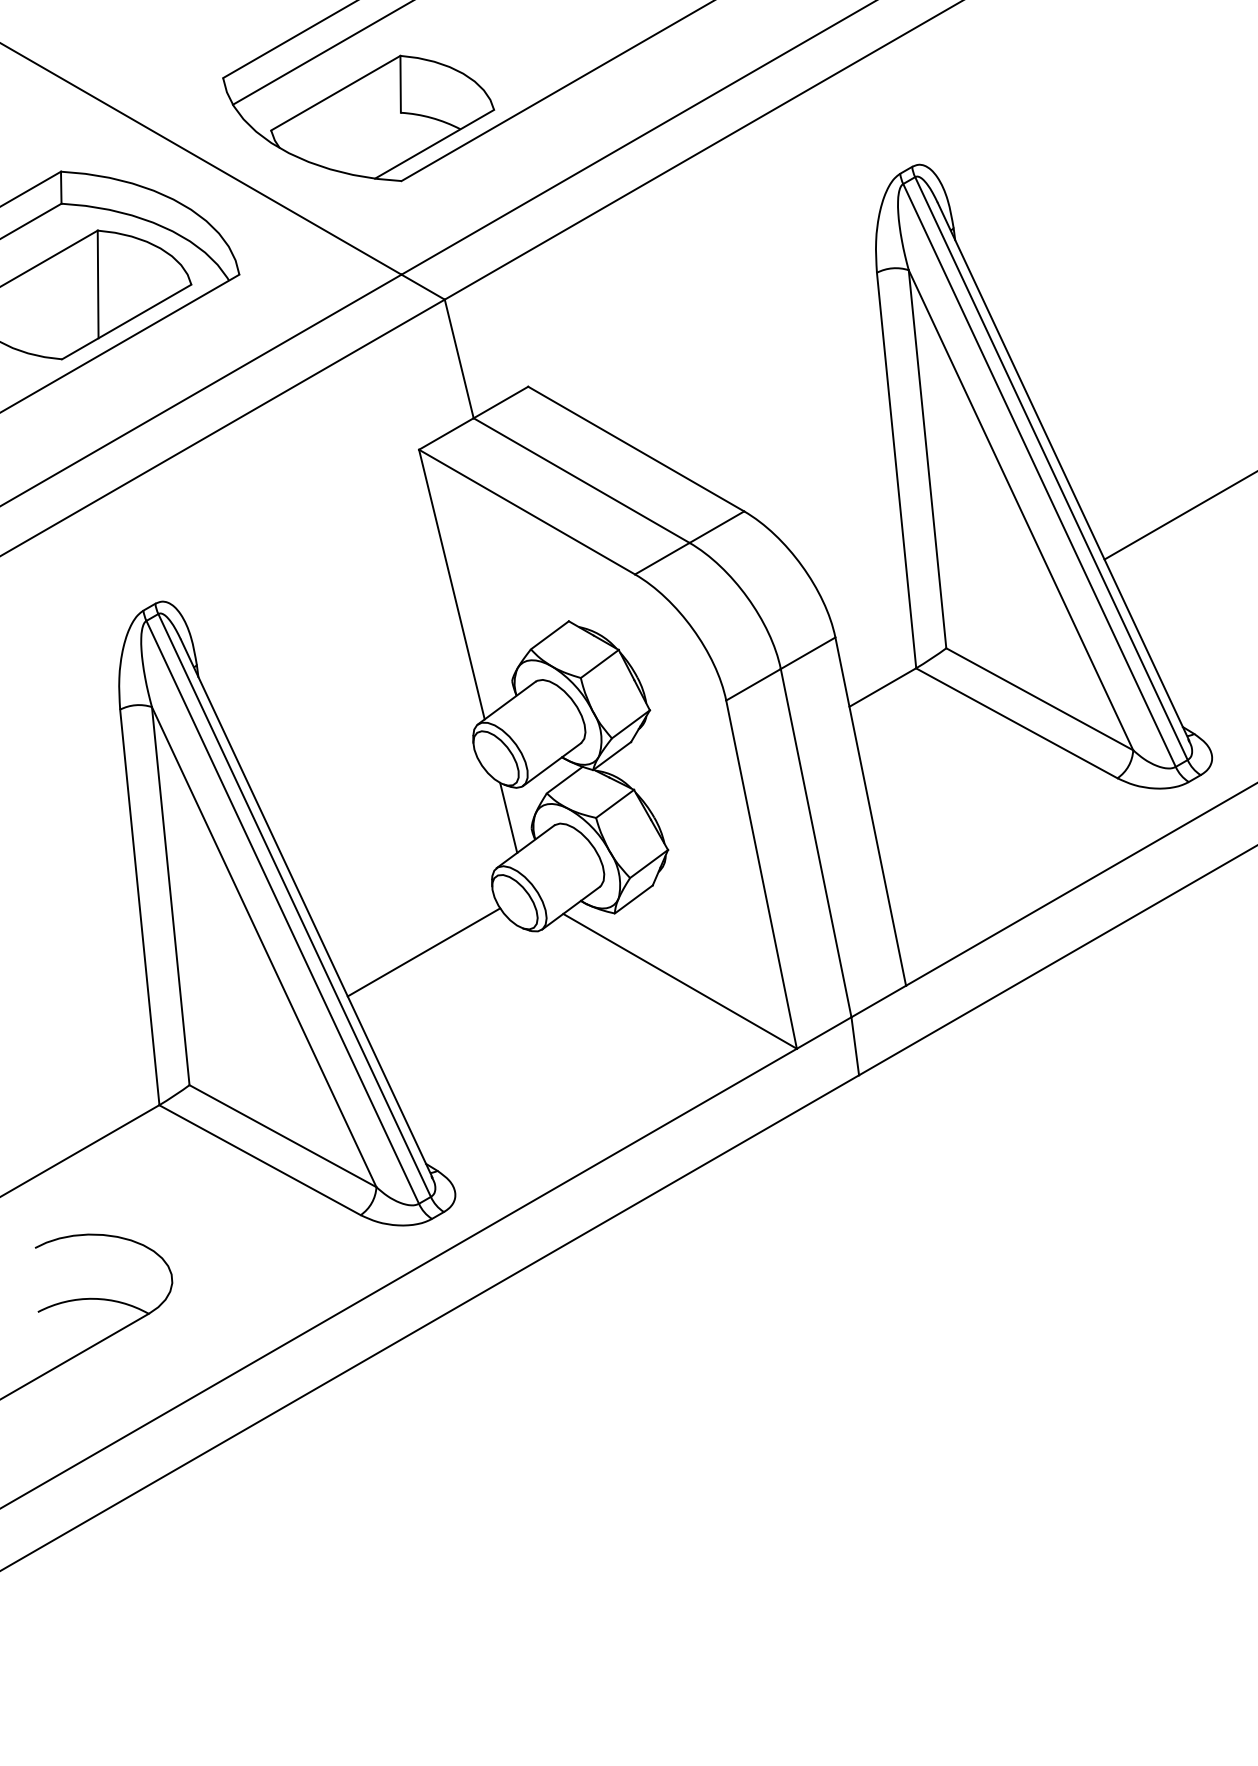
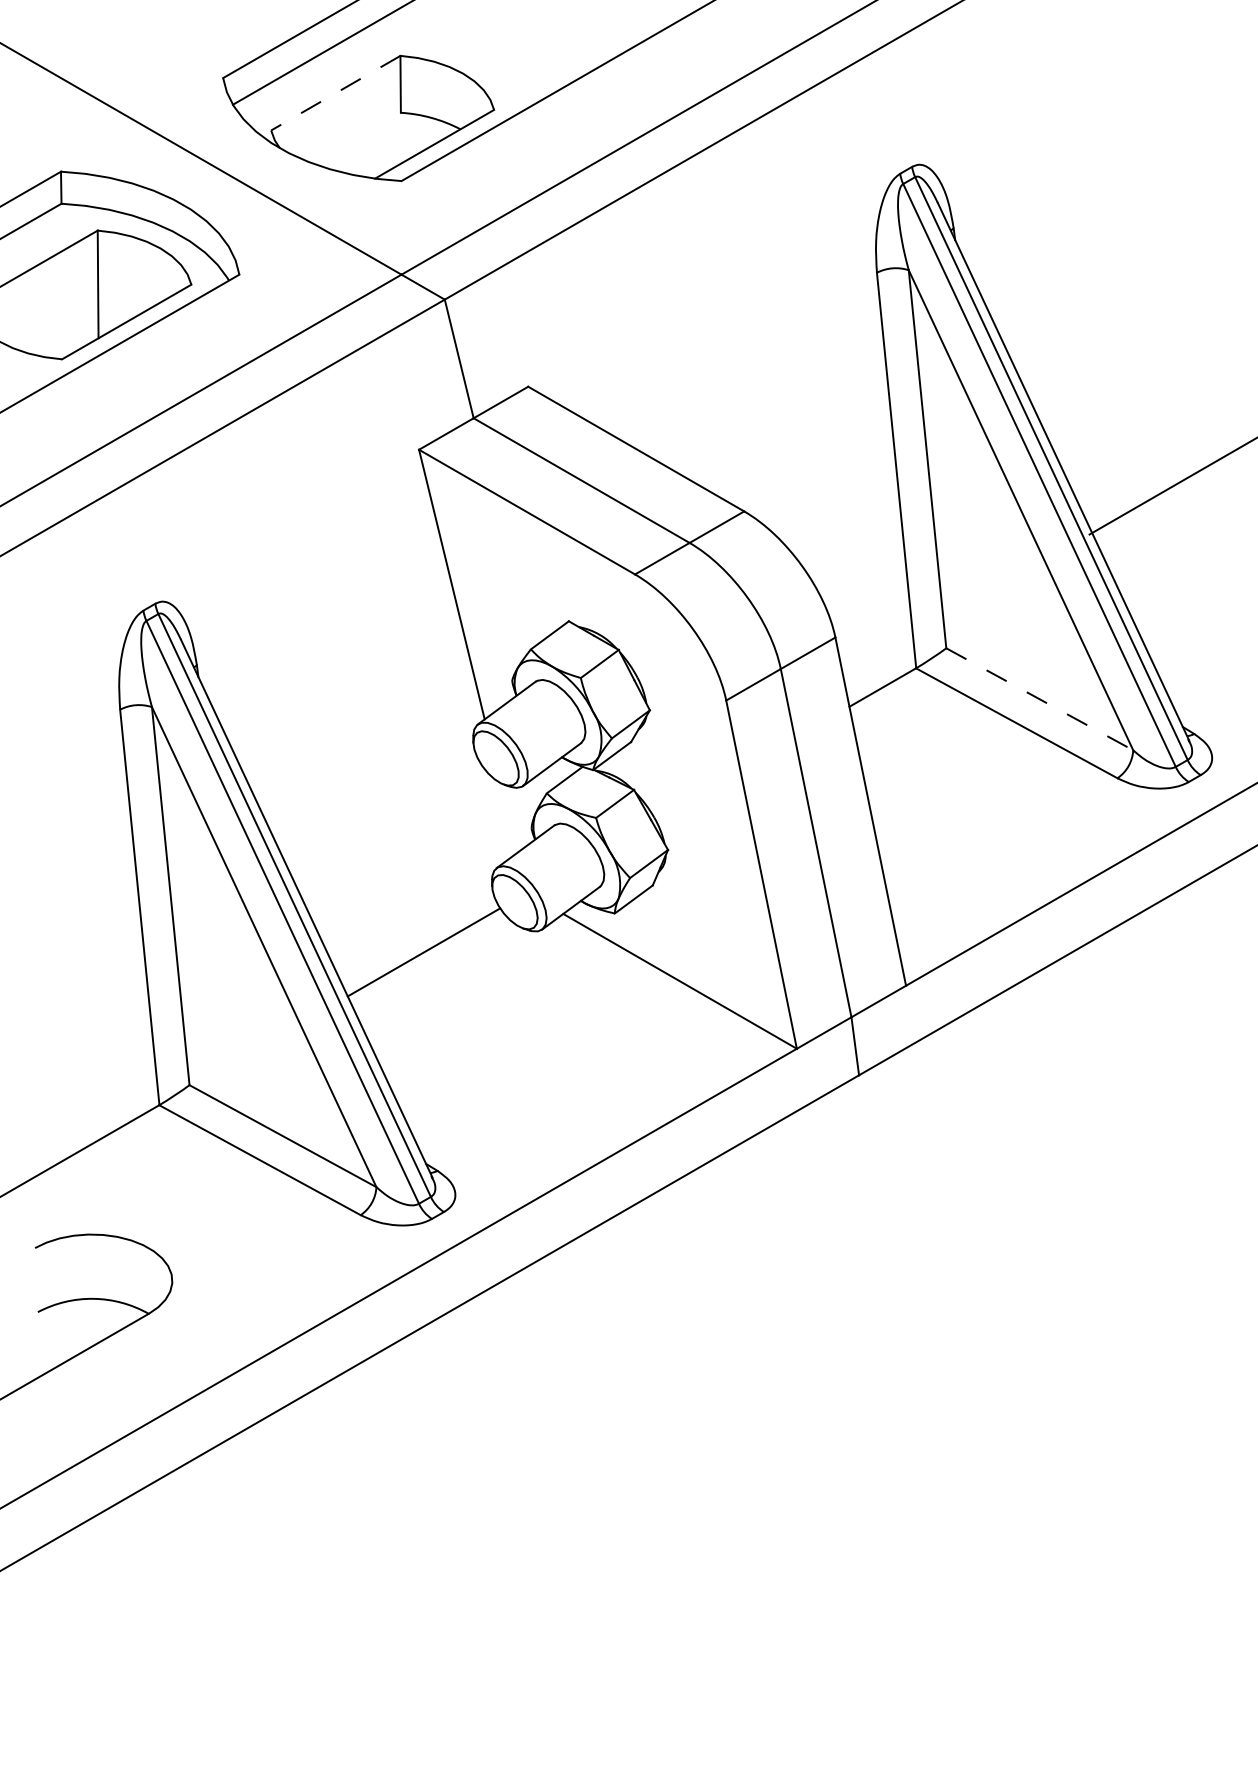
line: solid -> dashed (335, 93)
line position: (1179, 516) -> (1171, 486) (1171, 486)
line: solid -> dashed (1040, 699)
line: present -> none (508, 817)
